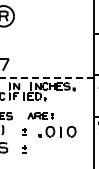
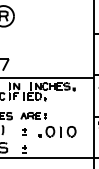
line: dashed -> solid (46, 77)
part position: (40, 115) -> (33, 115) (33, 115)
line: none -> present (48, 158)
